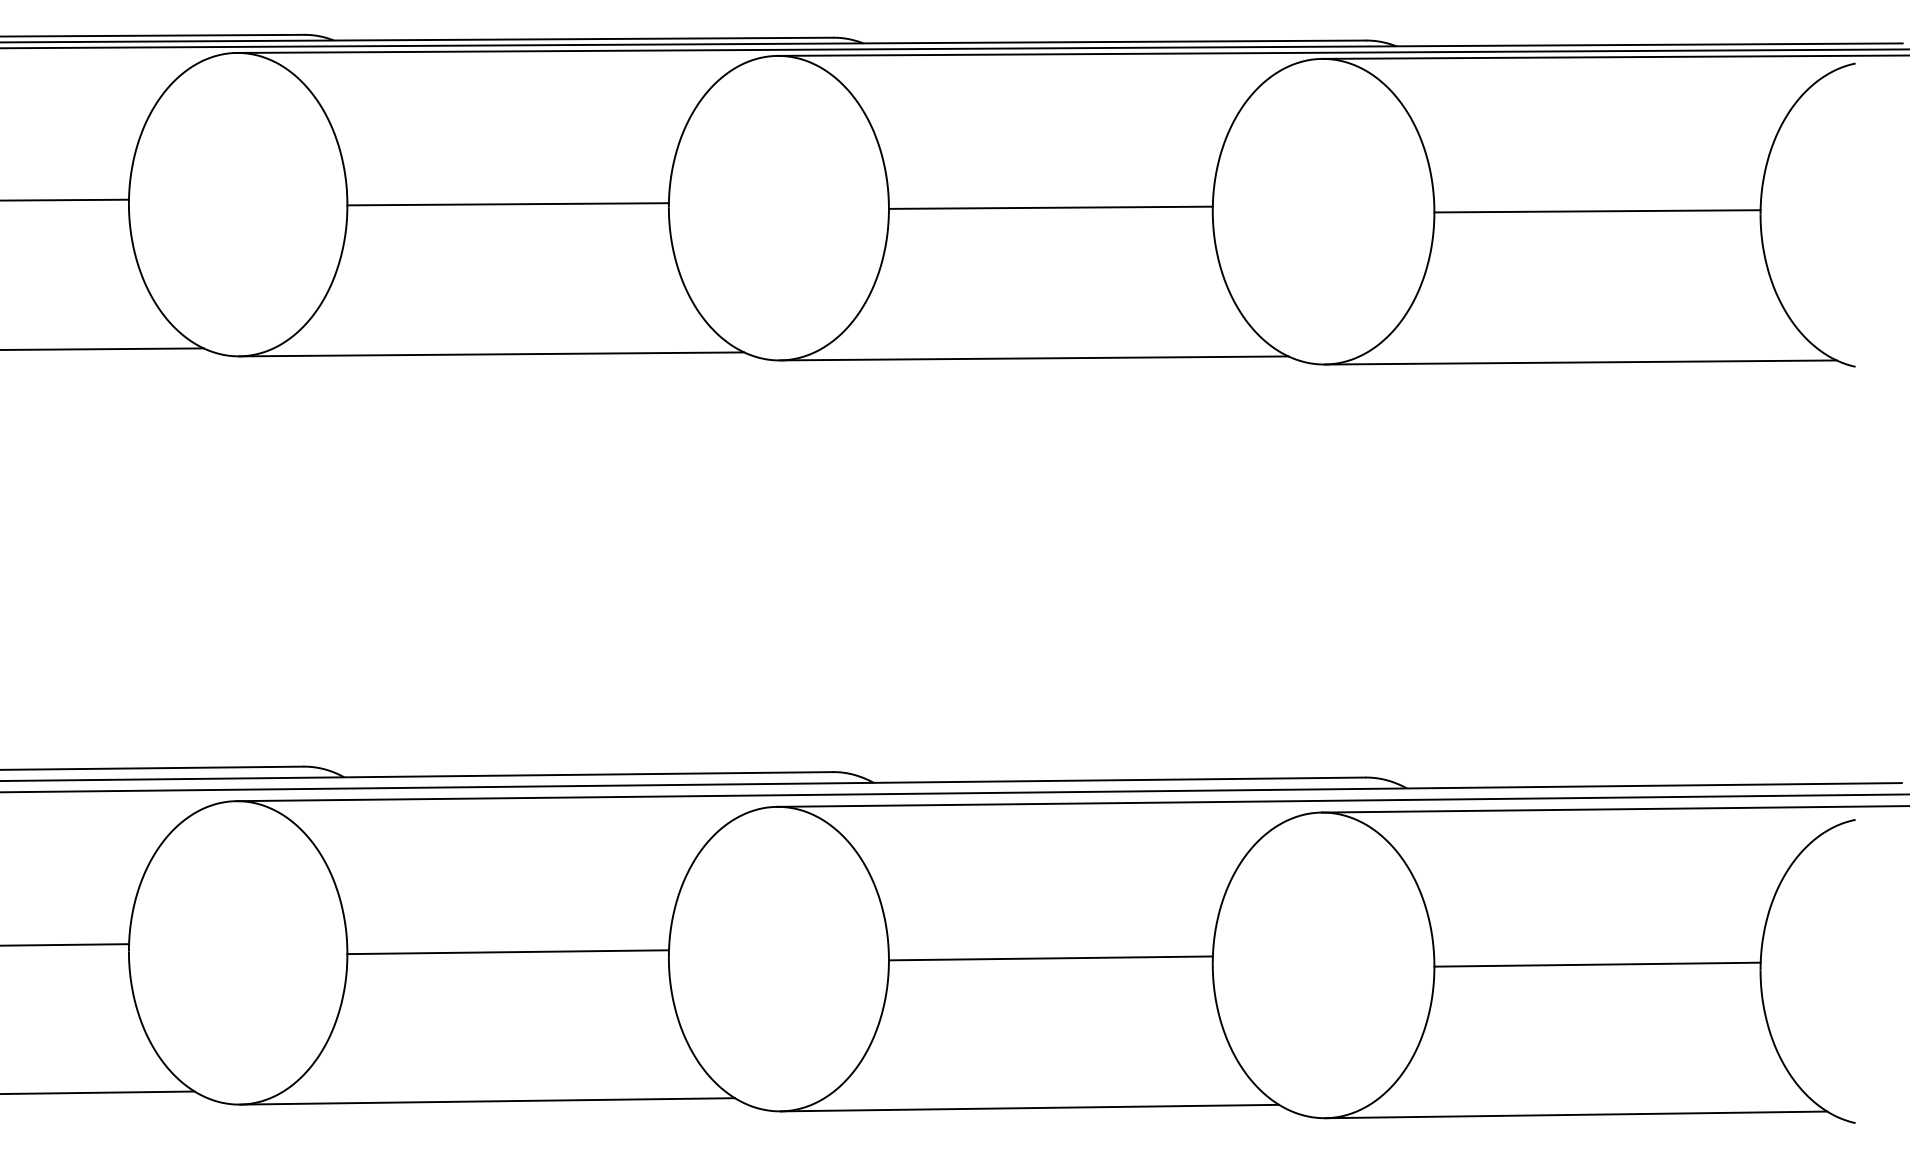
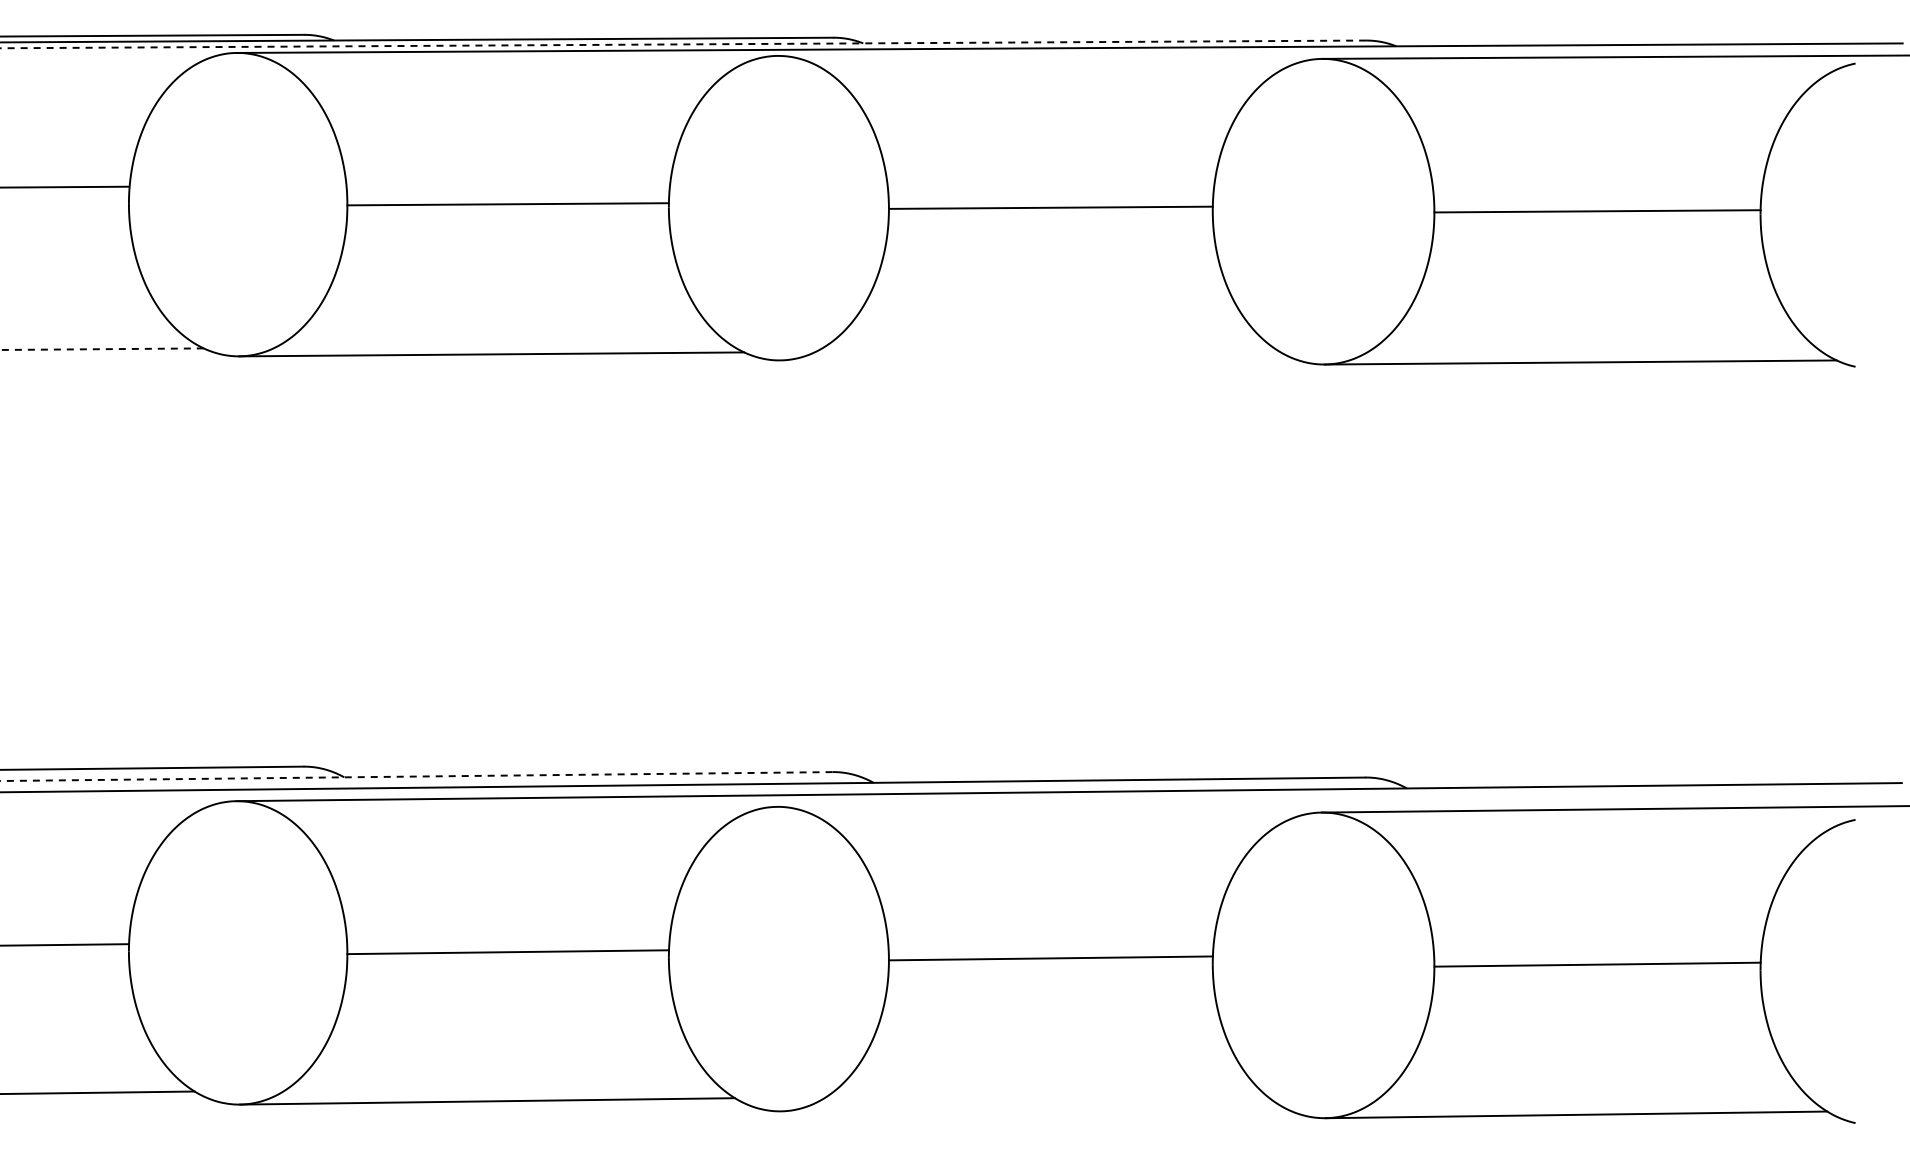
line: solid -> dashed (683, 44)
line: present -> none (1341, 52)
line position: (65, 199) -> (65, 186) (65, 186)
line: solid -> dashed (101, 349)
line: present -> none (1034, 358)
line: solid -> dashed (415, 776)
line: present -> none (1341, 800)
line: present -> none (1029, 1107)
